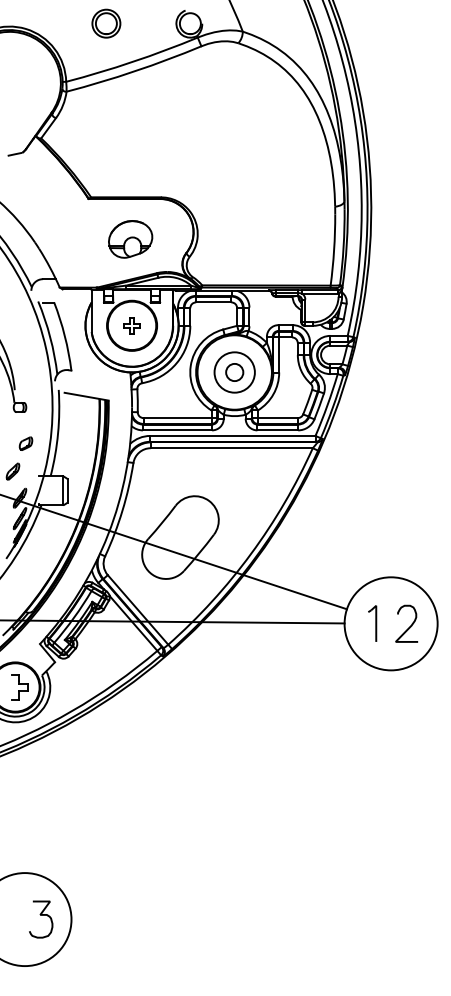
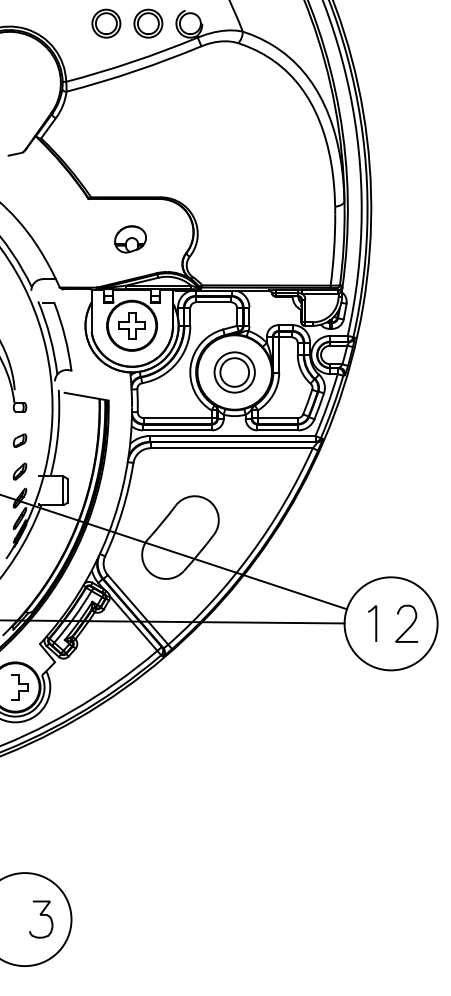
part: none -> present (148, 23)
part size: 46x39 px -> 33x29 px (130, 239)
part size: 18x18 px -> 28x28 px (131, 325)
circle diameter: 17 px -> 29 px (234, 372)
part position: (25, 443) -> (19, 440) (19, 440)
part position: (12, 471) -> (19, 471) (19, 471)
